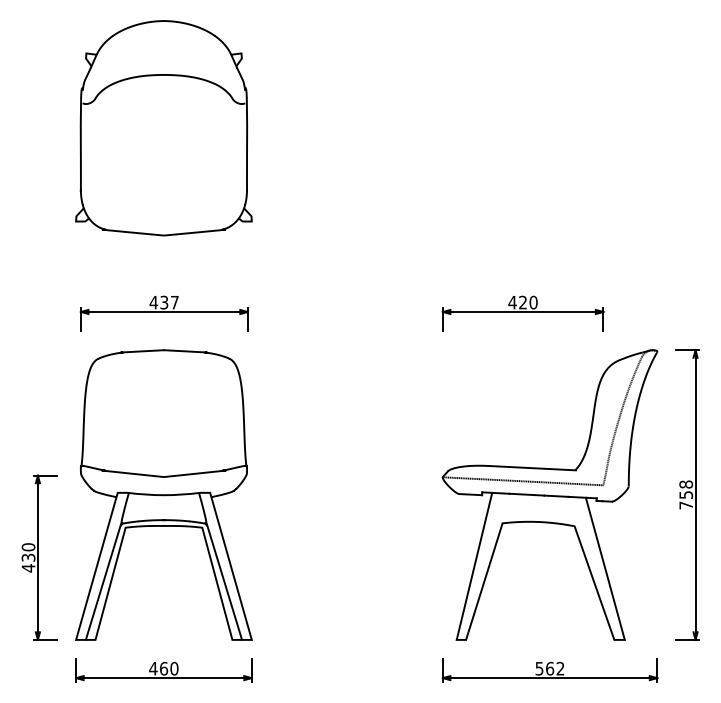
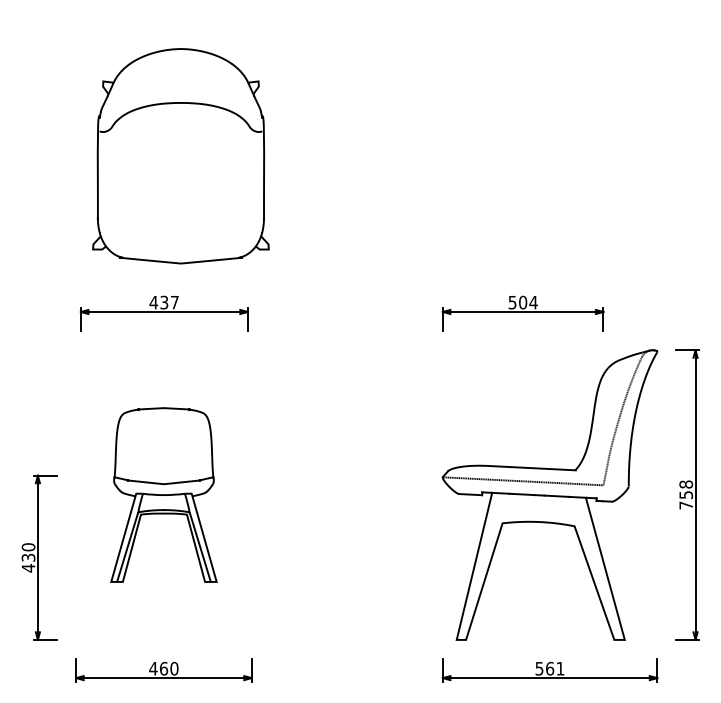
part position: (163, 128) -> (180, 156) (180, 156)
text: 420 -> 504 (522, 302)
part size: 178x292 px -> 108x176 px (163, 494)
text: 562 -> 561 (560, 668)
